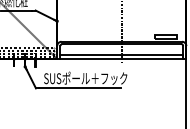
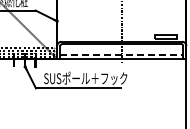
line: solid -> dashed (122, 54)
